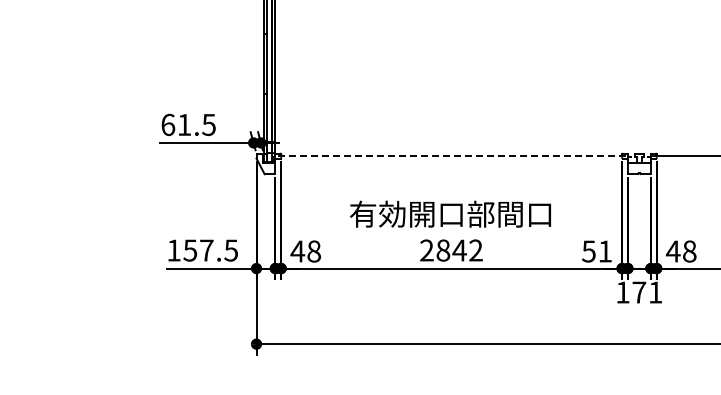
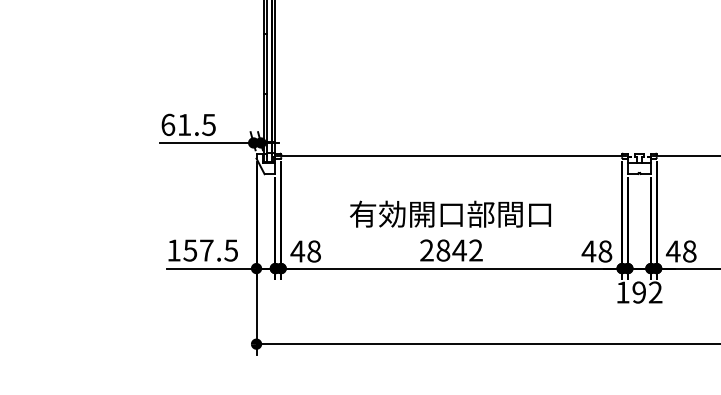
line: dashed -> solid (451, 156)
text: 51 -> 48 (596, 251)
text: 171 -> 192 (647, 292)
